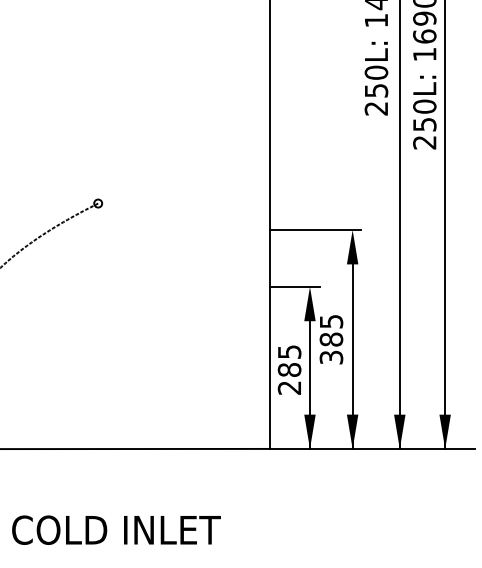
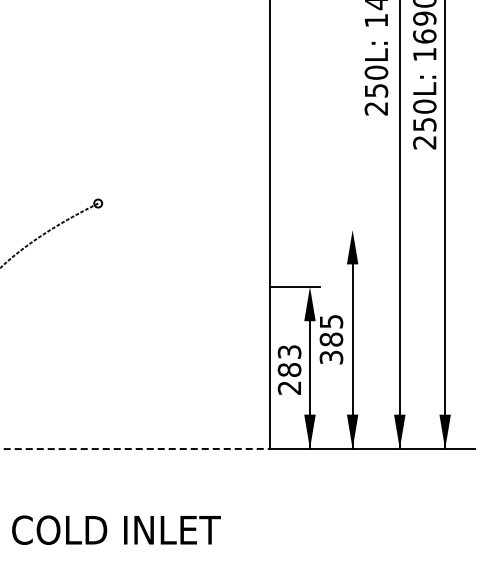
line: present -> none (314, 230)
text: 285 -> 283 (288, 351)
line: solid -> dashed (135, 449)
